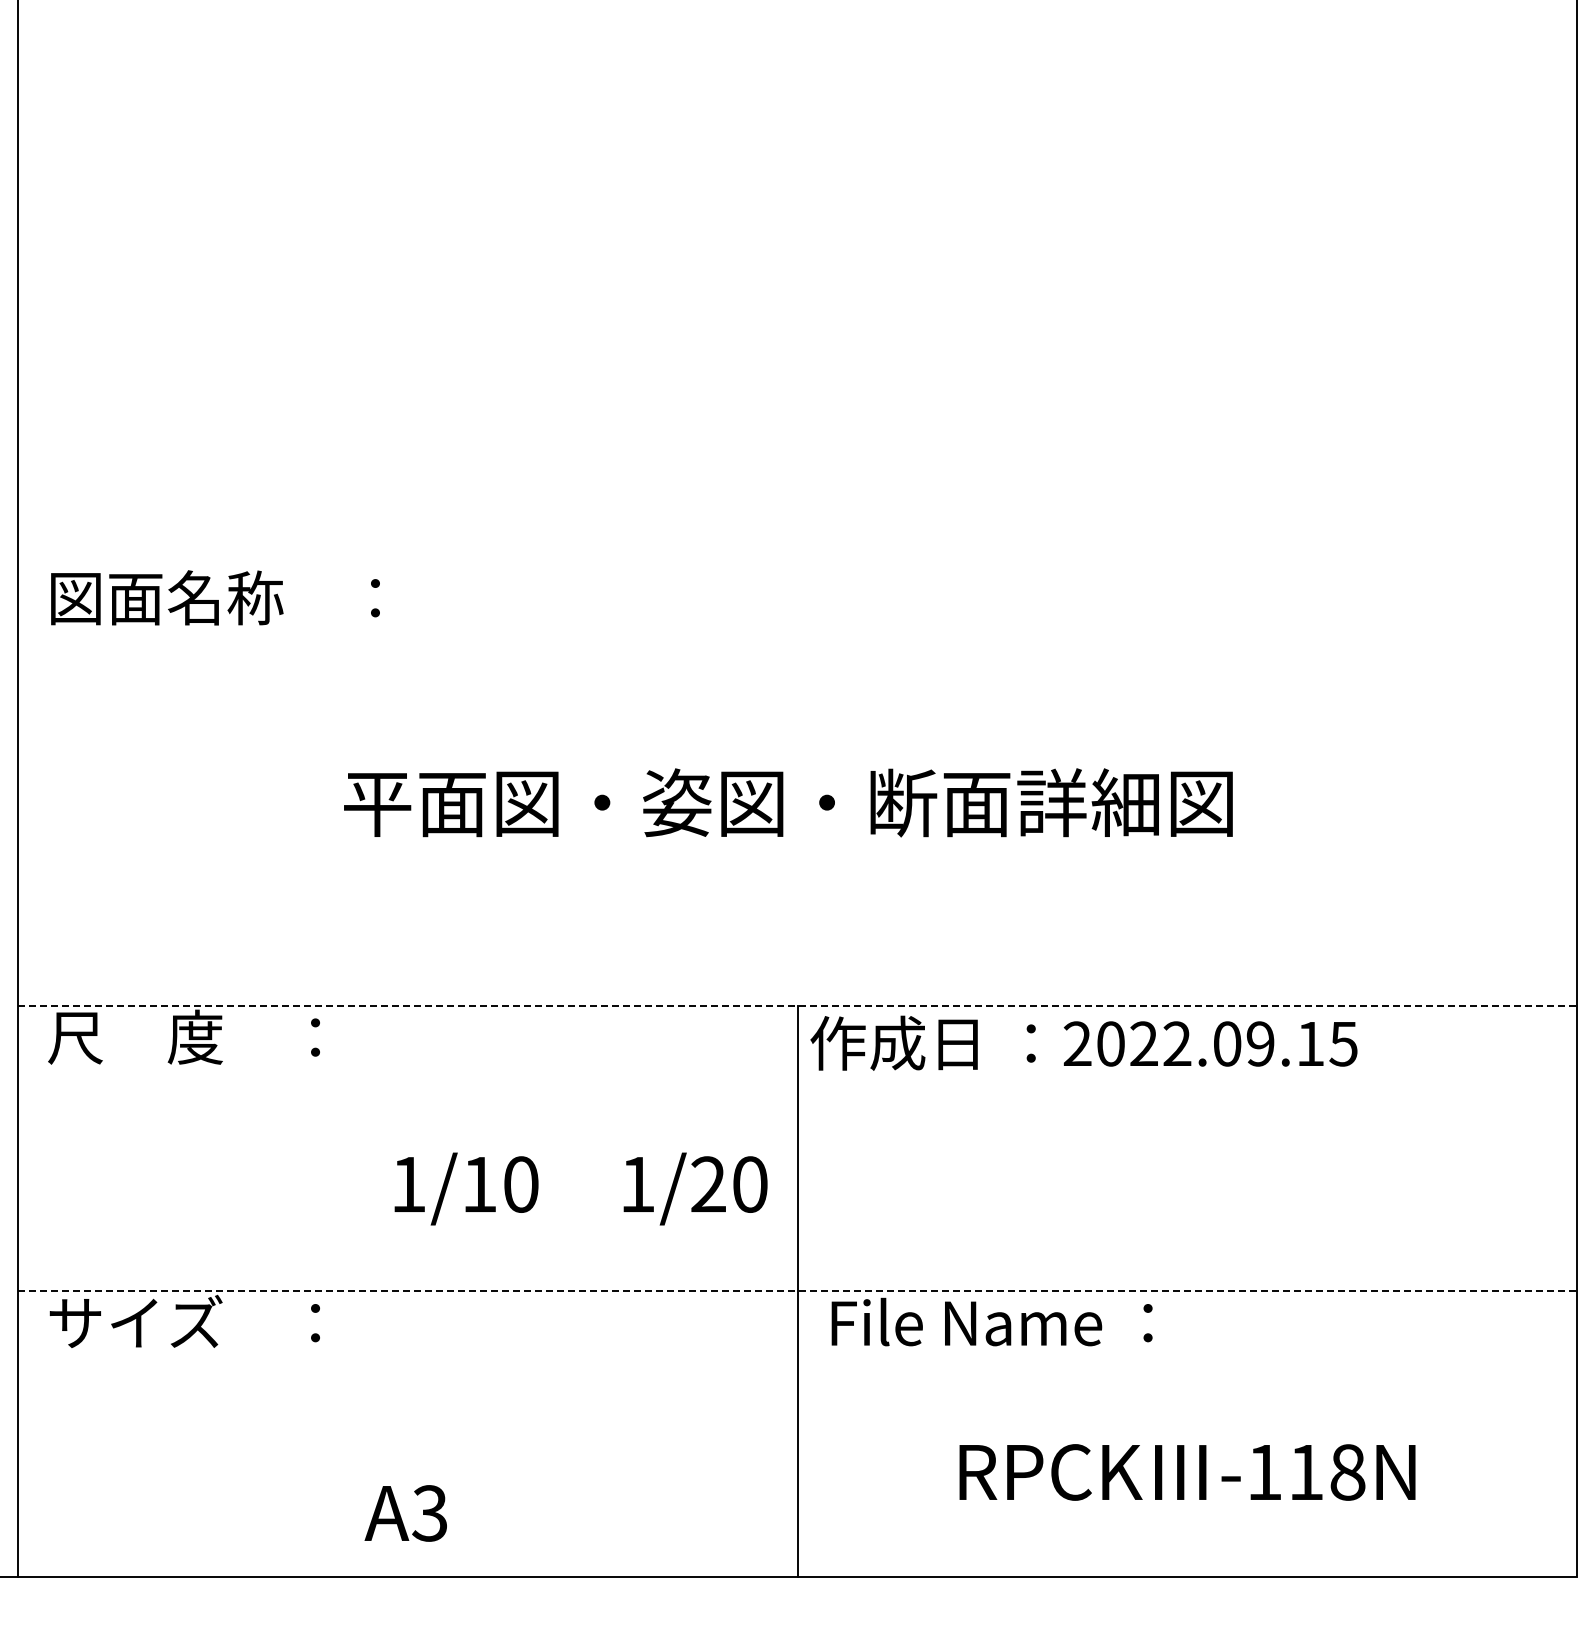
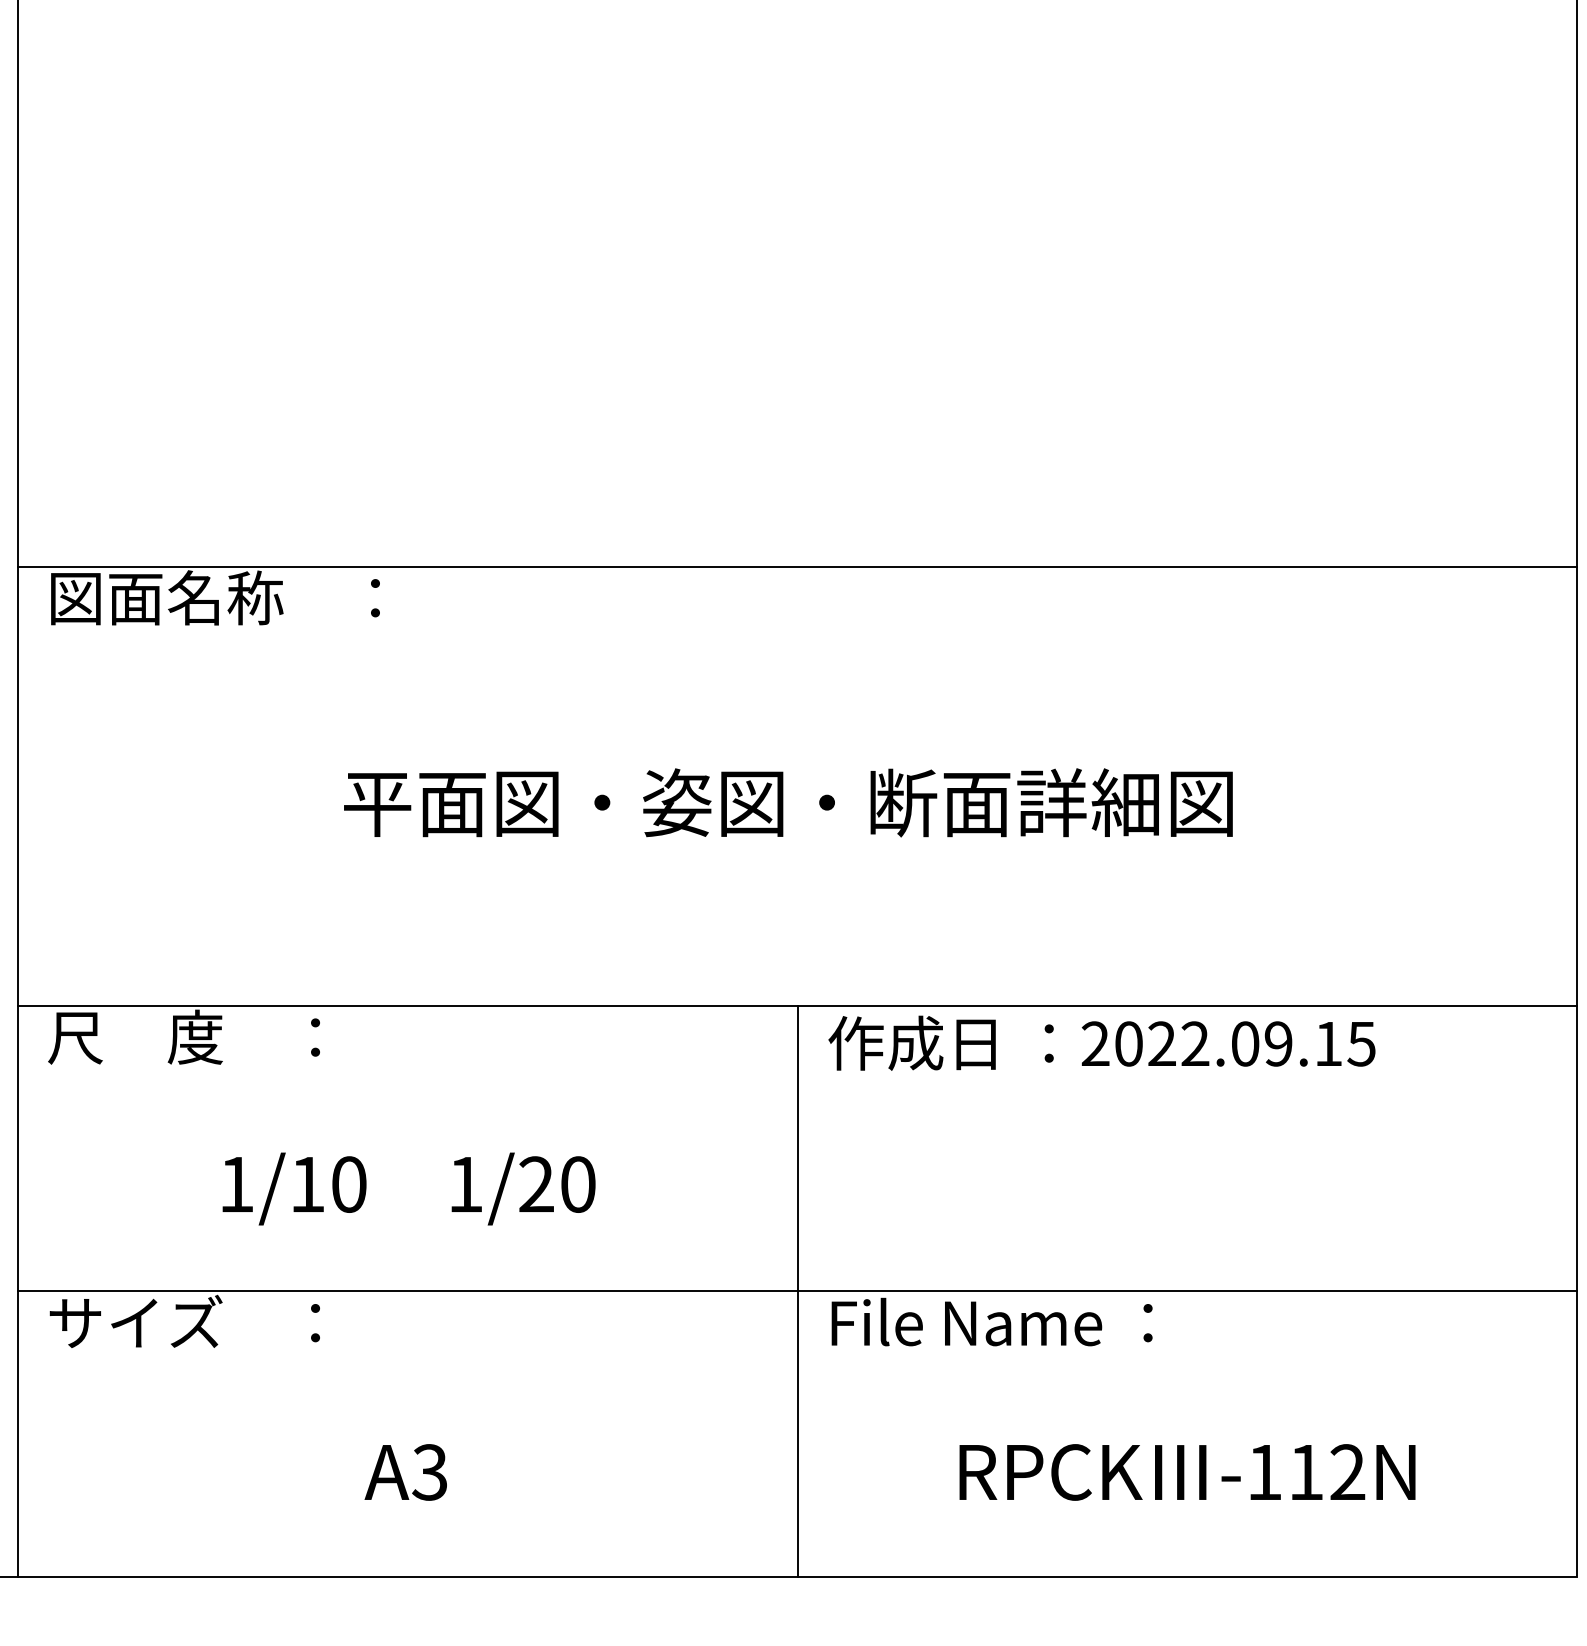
line: none -> present (797, 566)
line: dashed -> solid (797, 1005)
text position: (1083, 1042) -> (1101, 1042) (1101, 1042)
text position: (580, 1188) -> (408, 1188) (408, 1188)
line: dashed -> solid (797, 1291)
text: -118N -> -112N (1347, 1472)
text position: (405, 1513) -> (405, 1472) (405, 1472)
